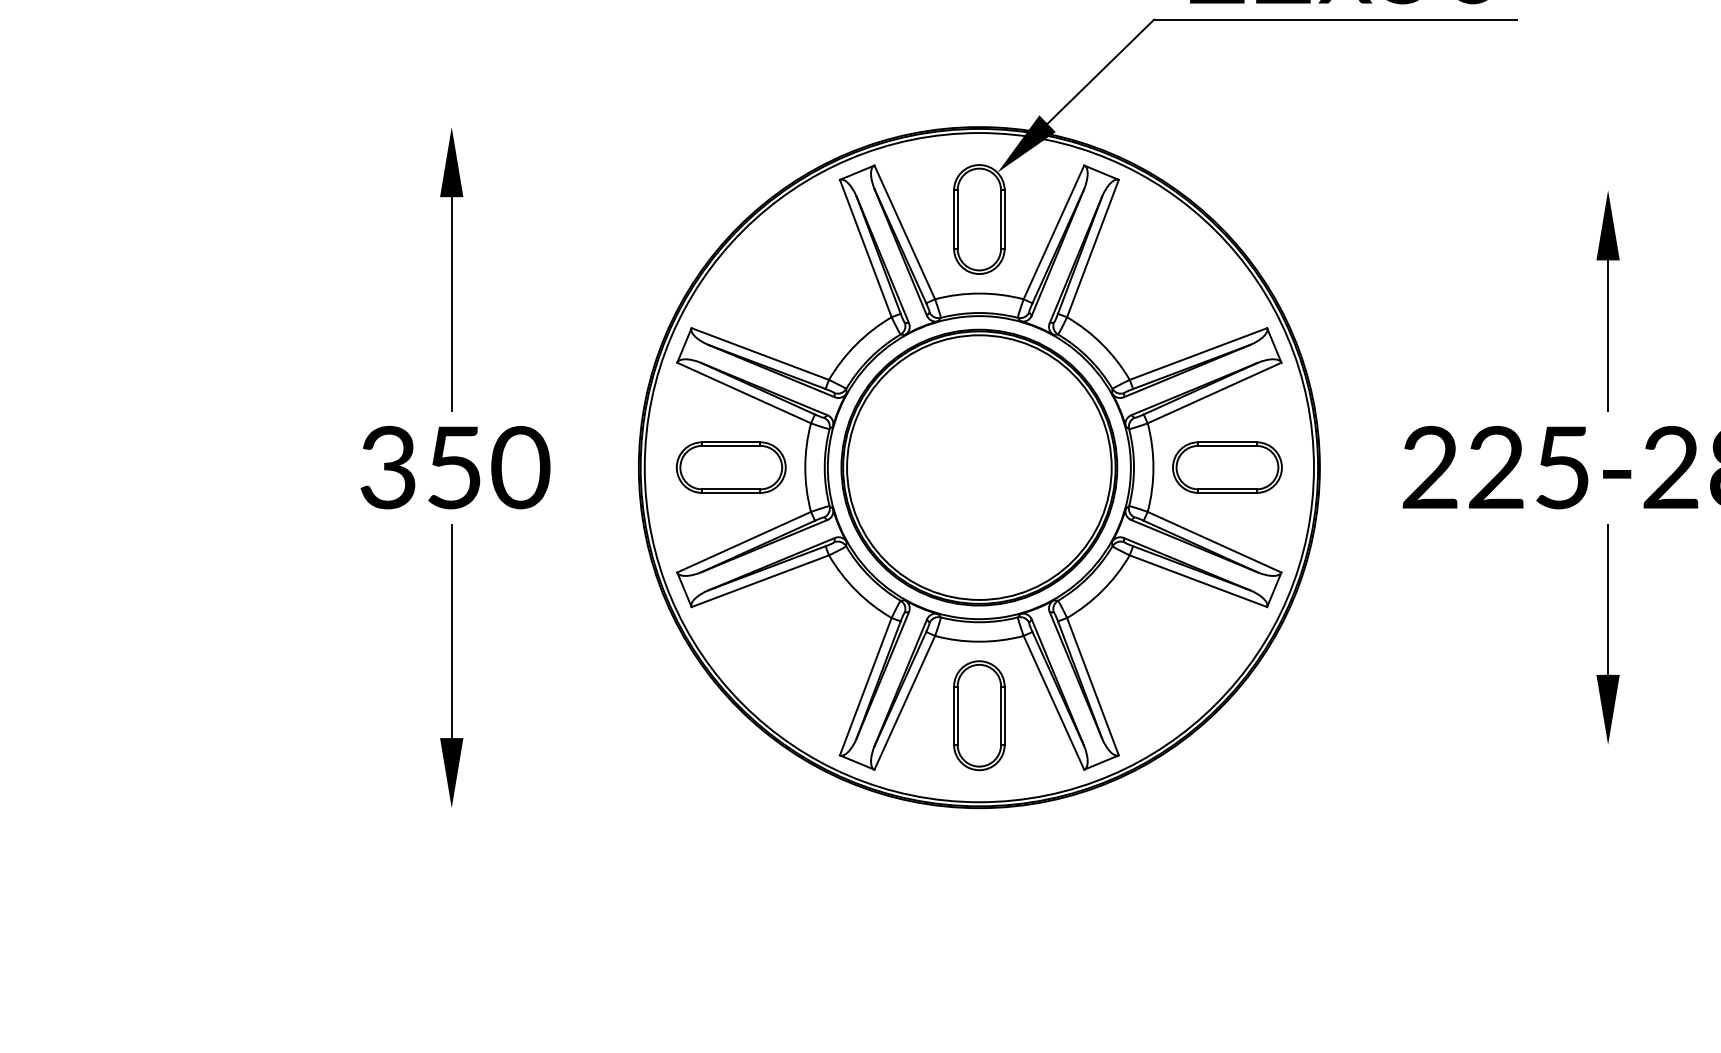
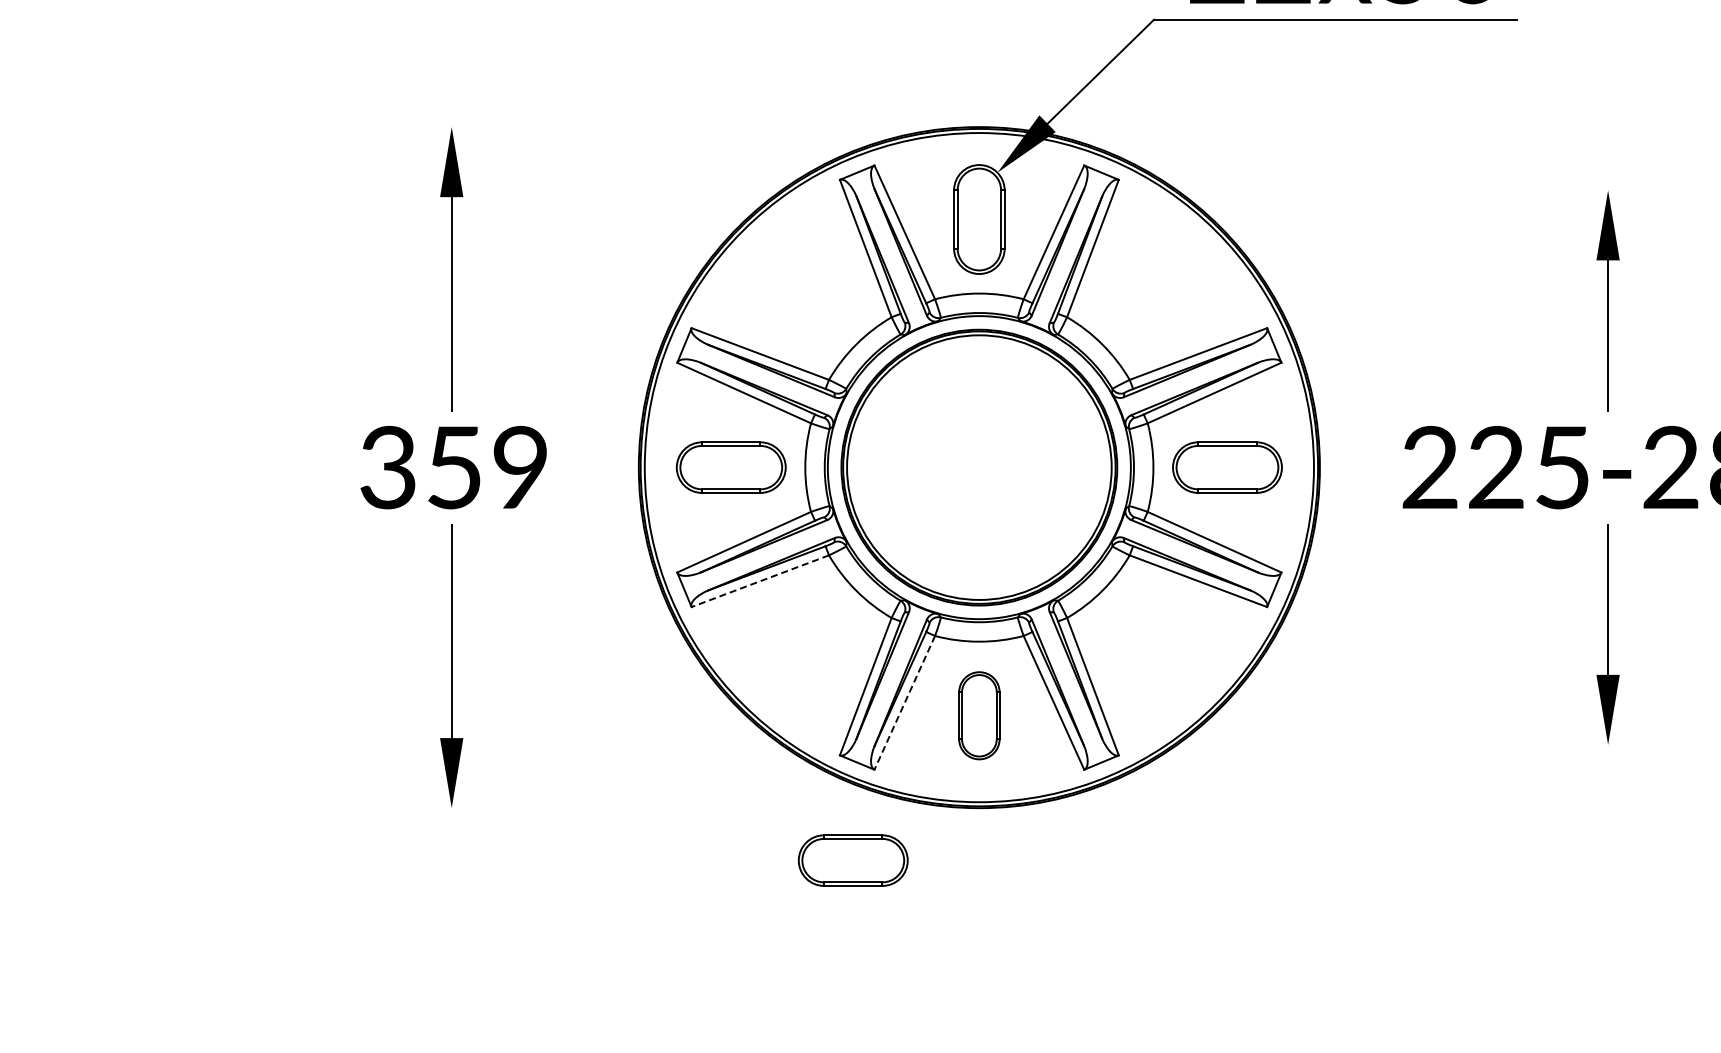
text: 350 -> 359 (520, 467)
line: solid -> dashed (759, 581)
line: solid -> dashed (904, 703)
part size: 53x112 px -> 43x90 px (979, 715)
part: none -> present (852, 860)
